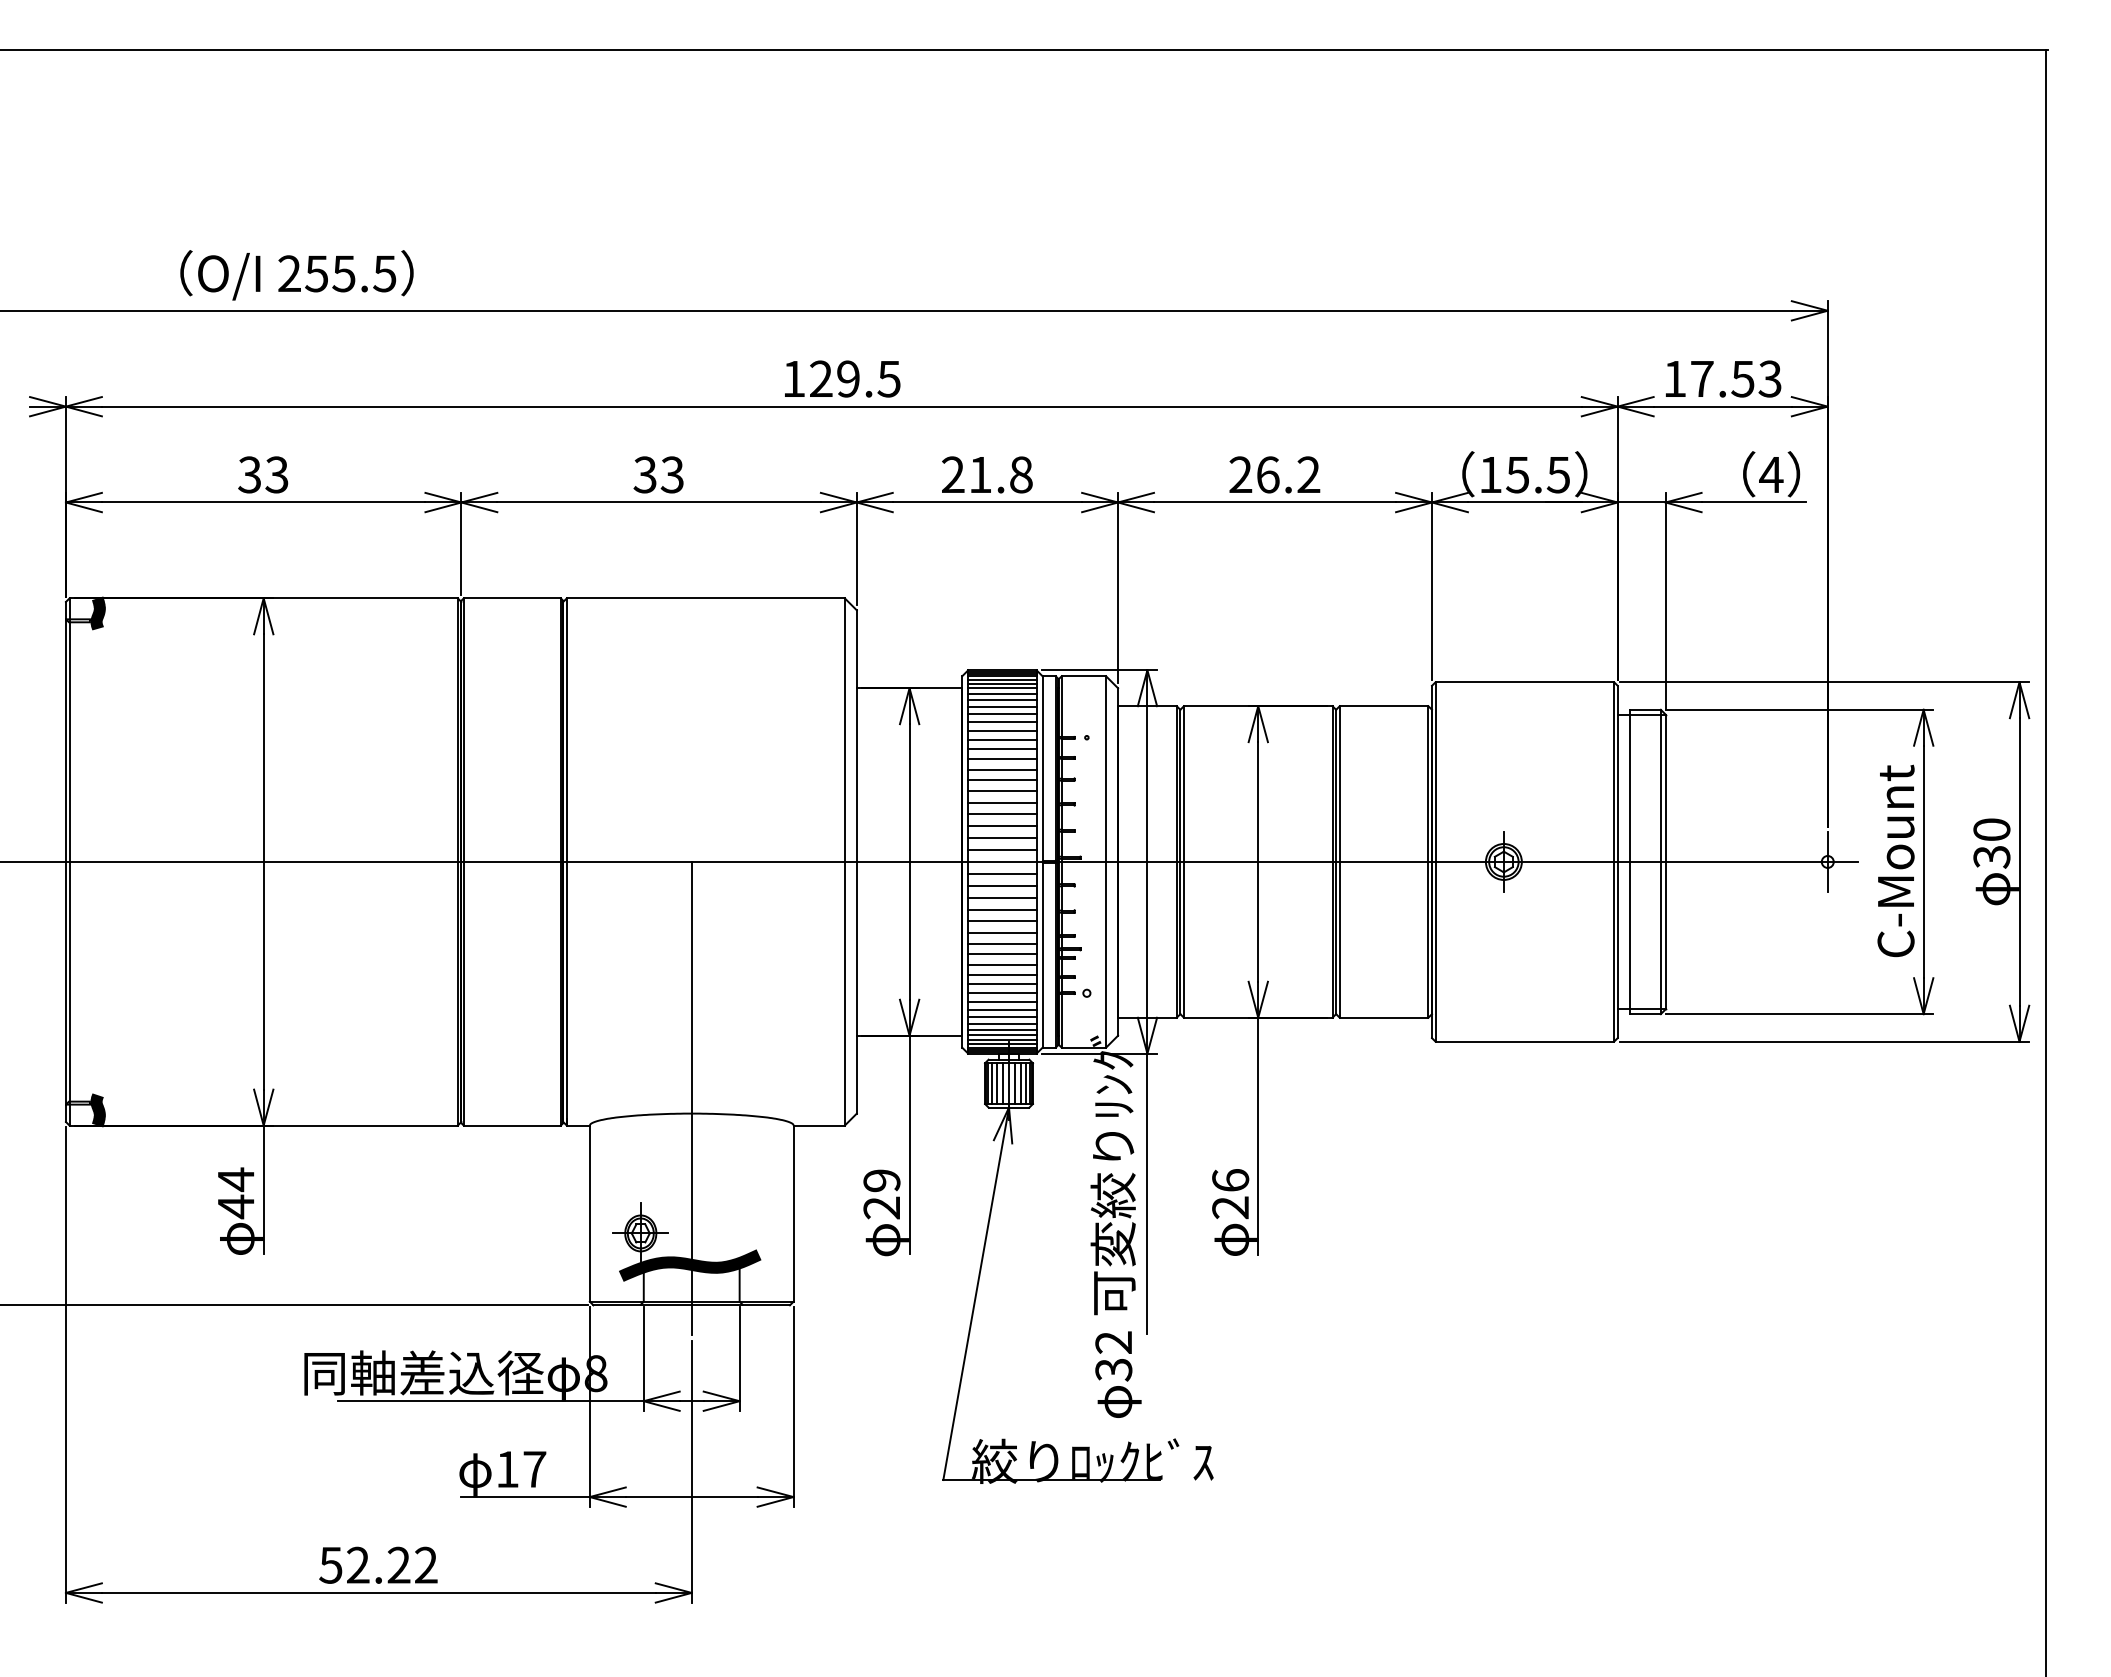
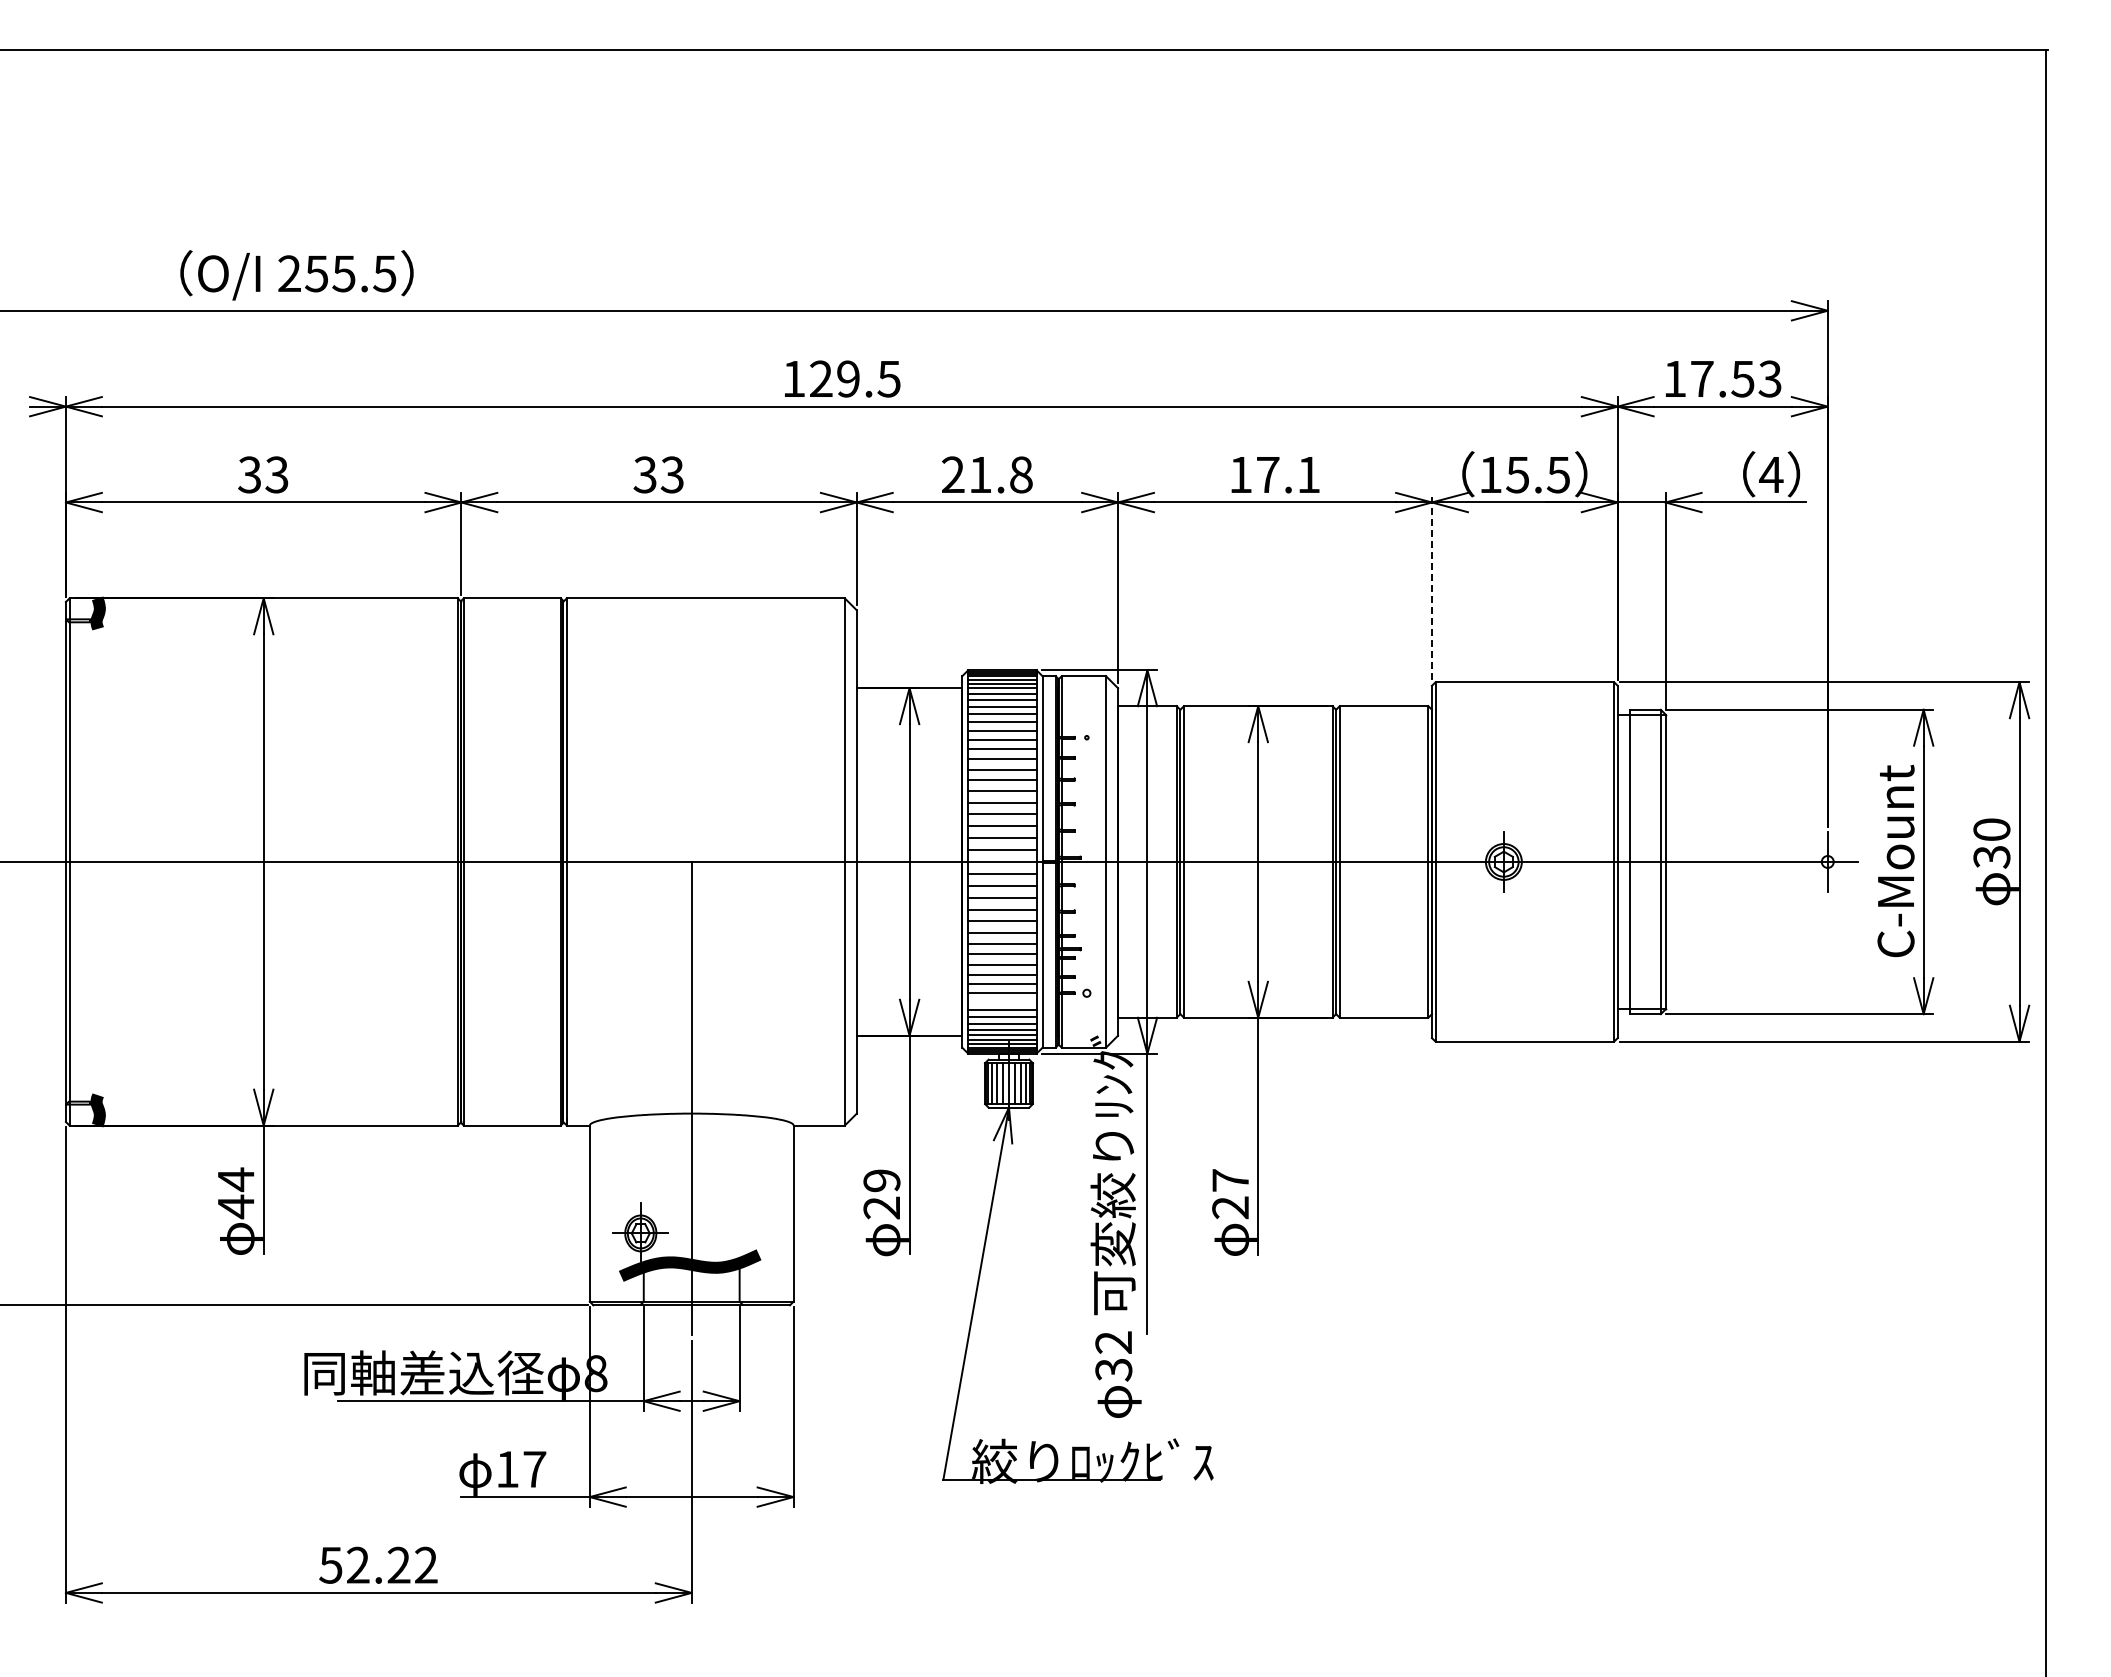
text: 26.2 -> 17.1 (1274, 474)
line: solid -> dashed (1432, 586)
line: present -> none (1002, 1001)
text: 26 -> 27 (1230, 1180)
